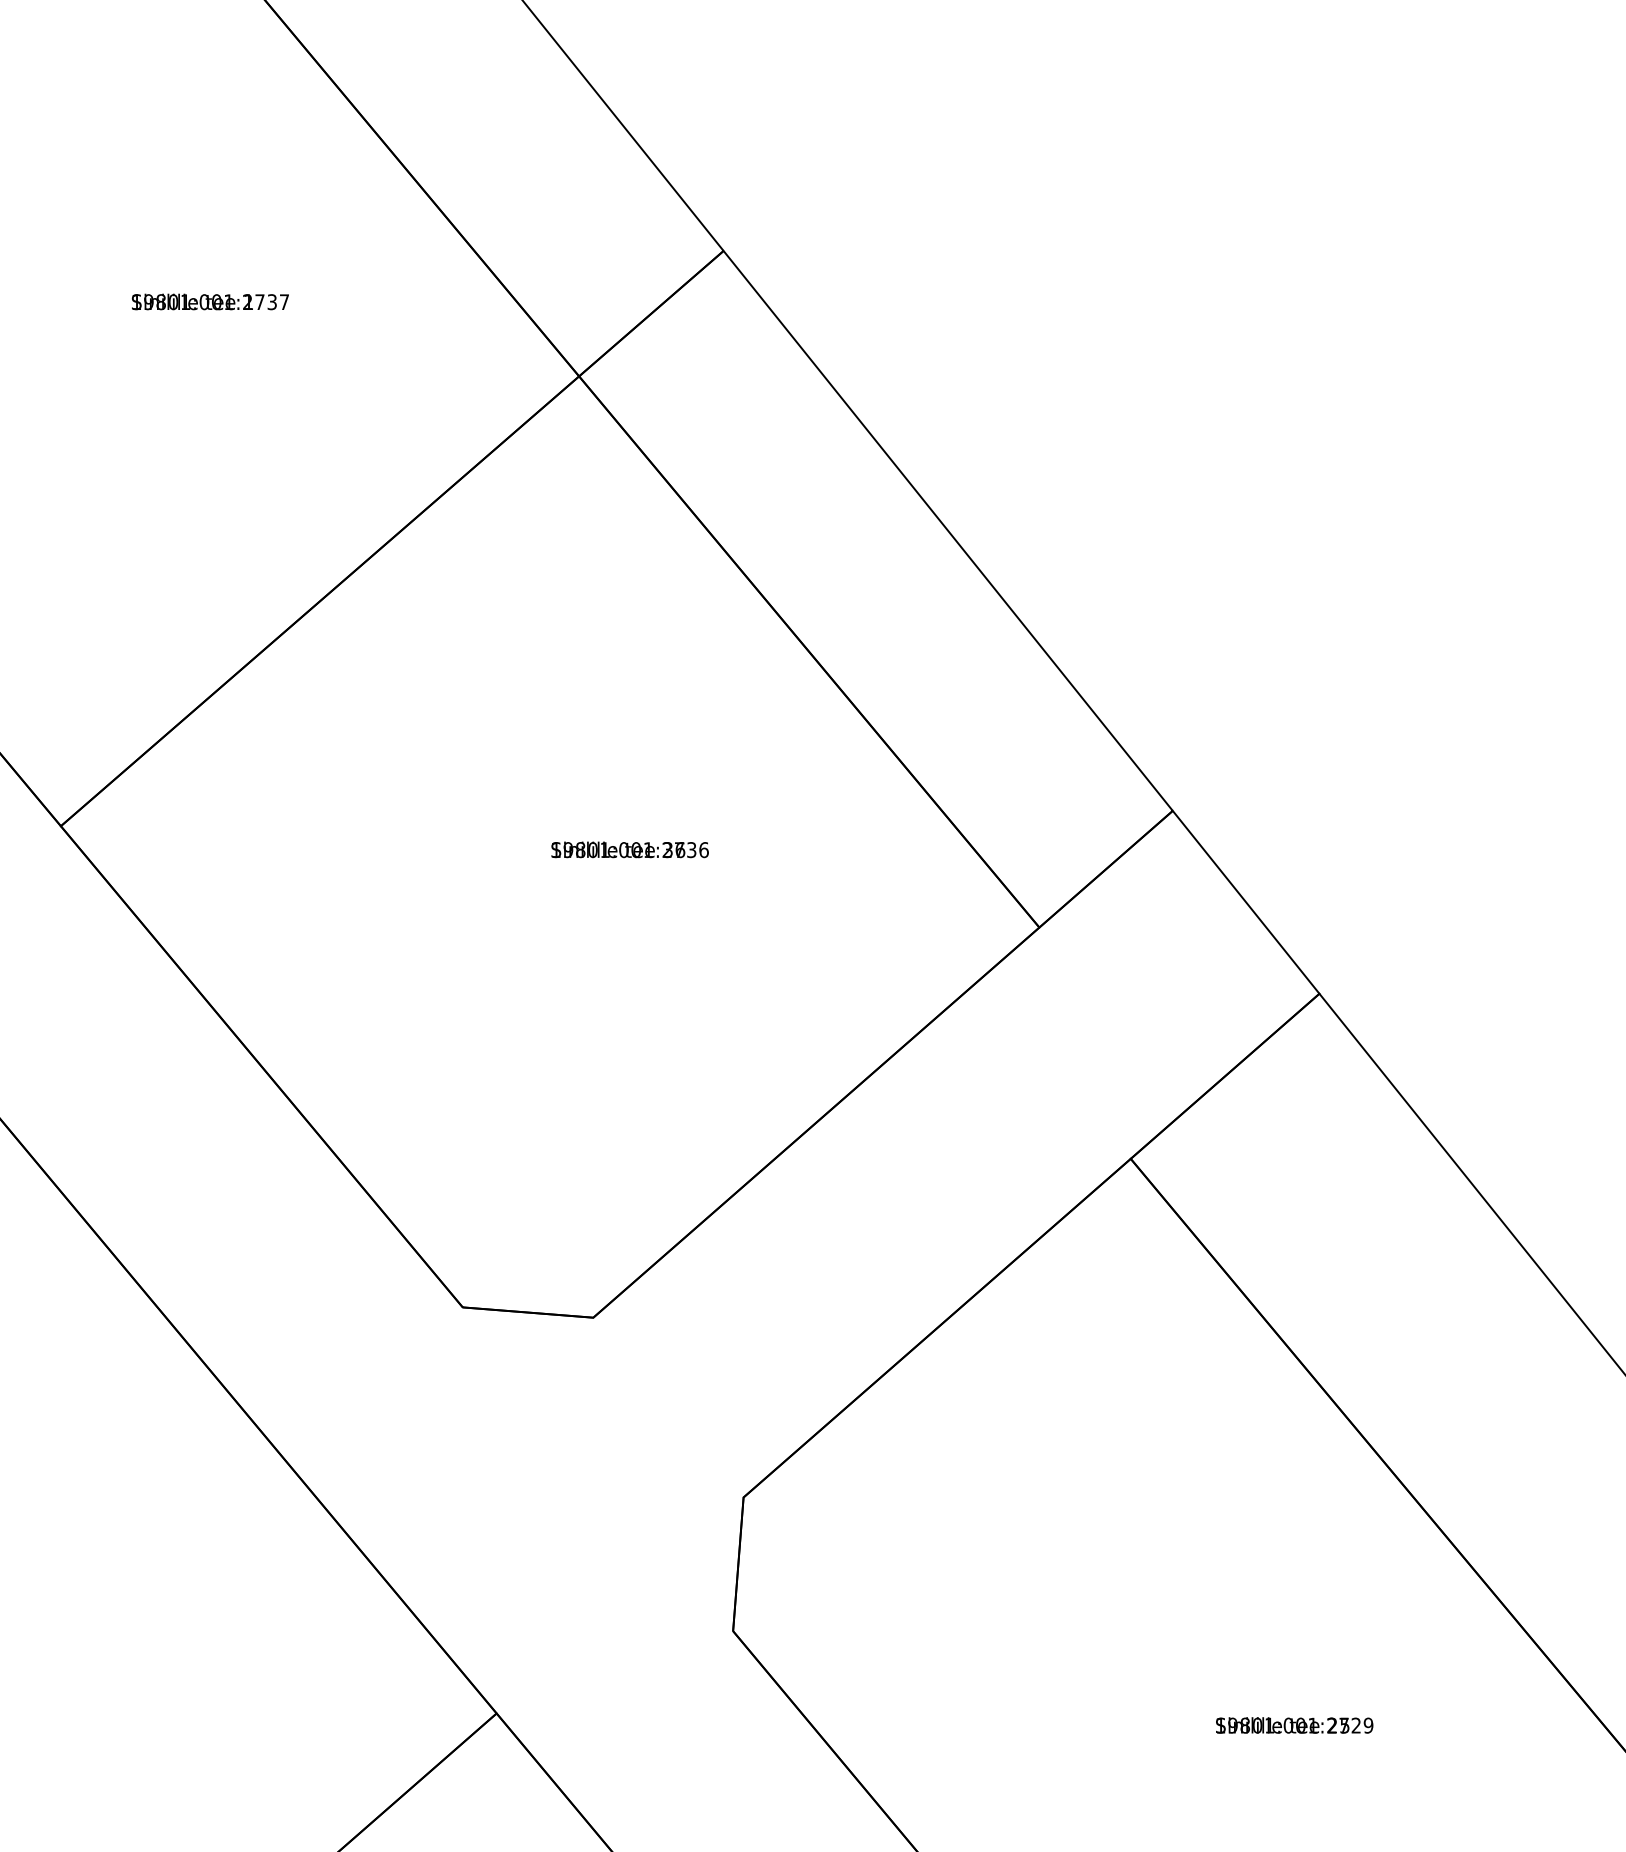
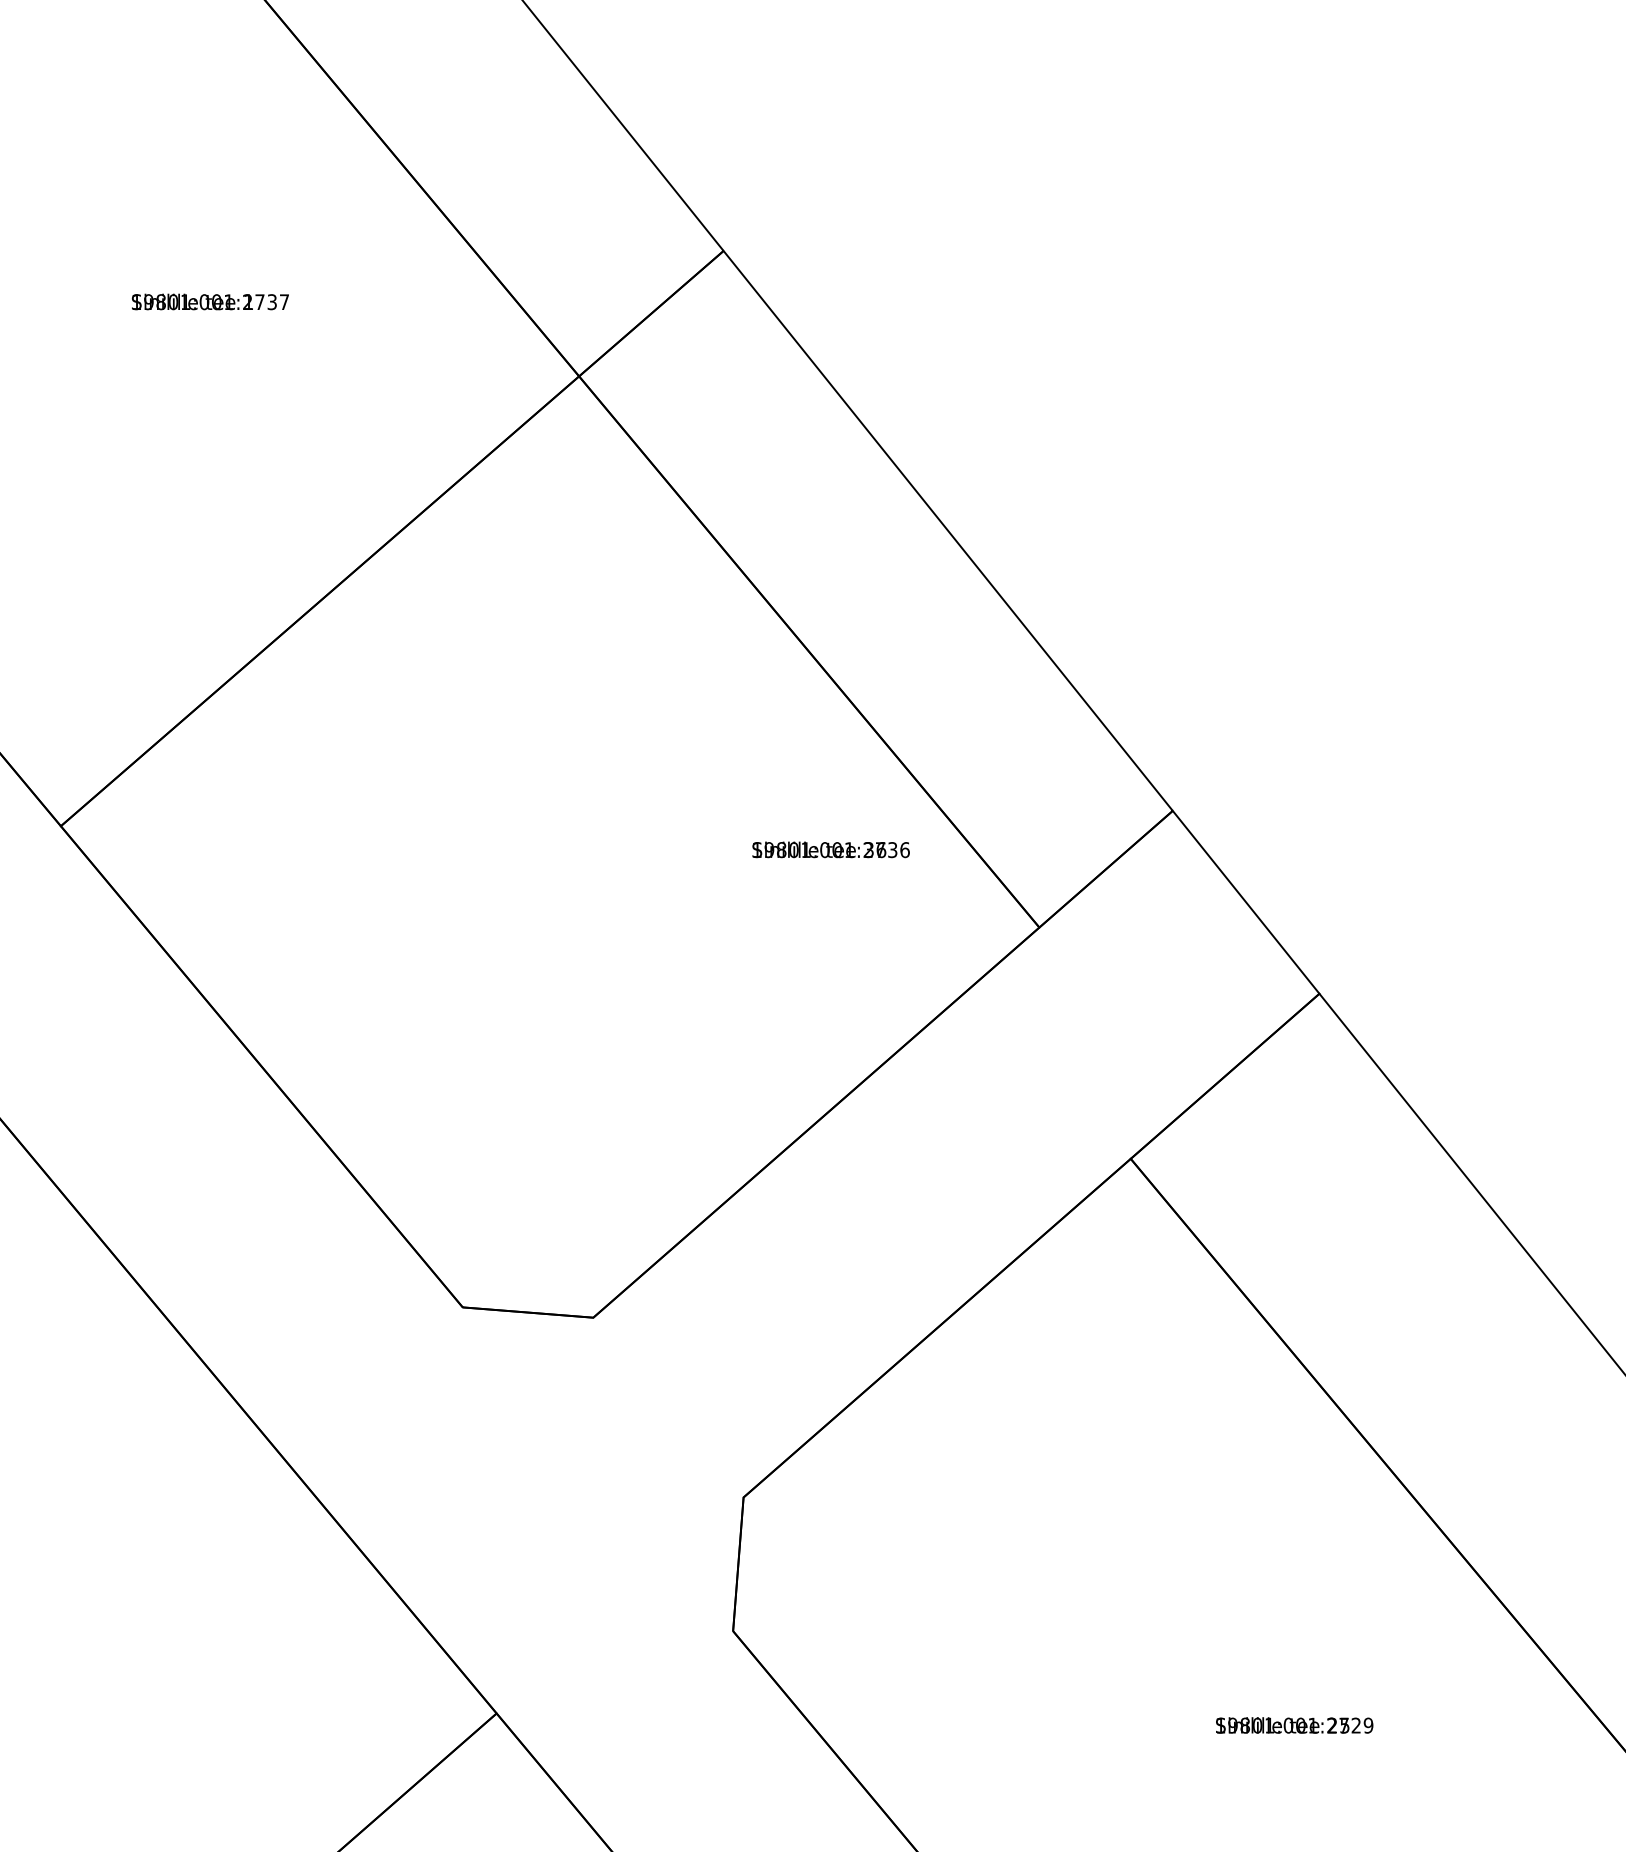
text position: (629, 849) -> (830, 849) (830, 849)
